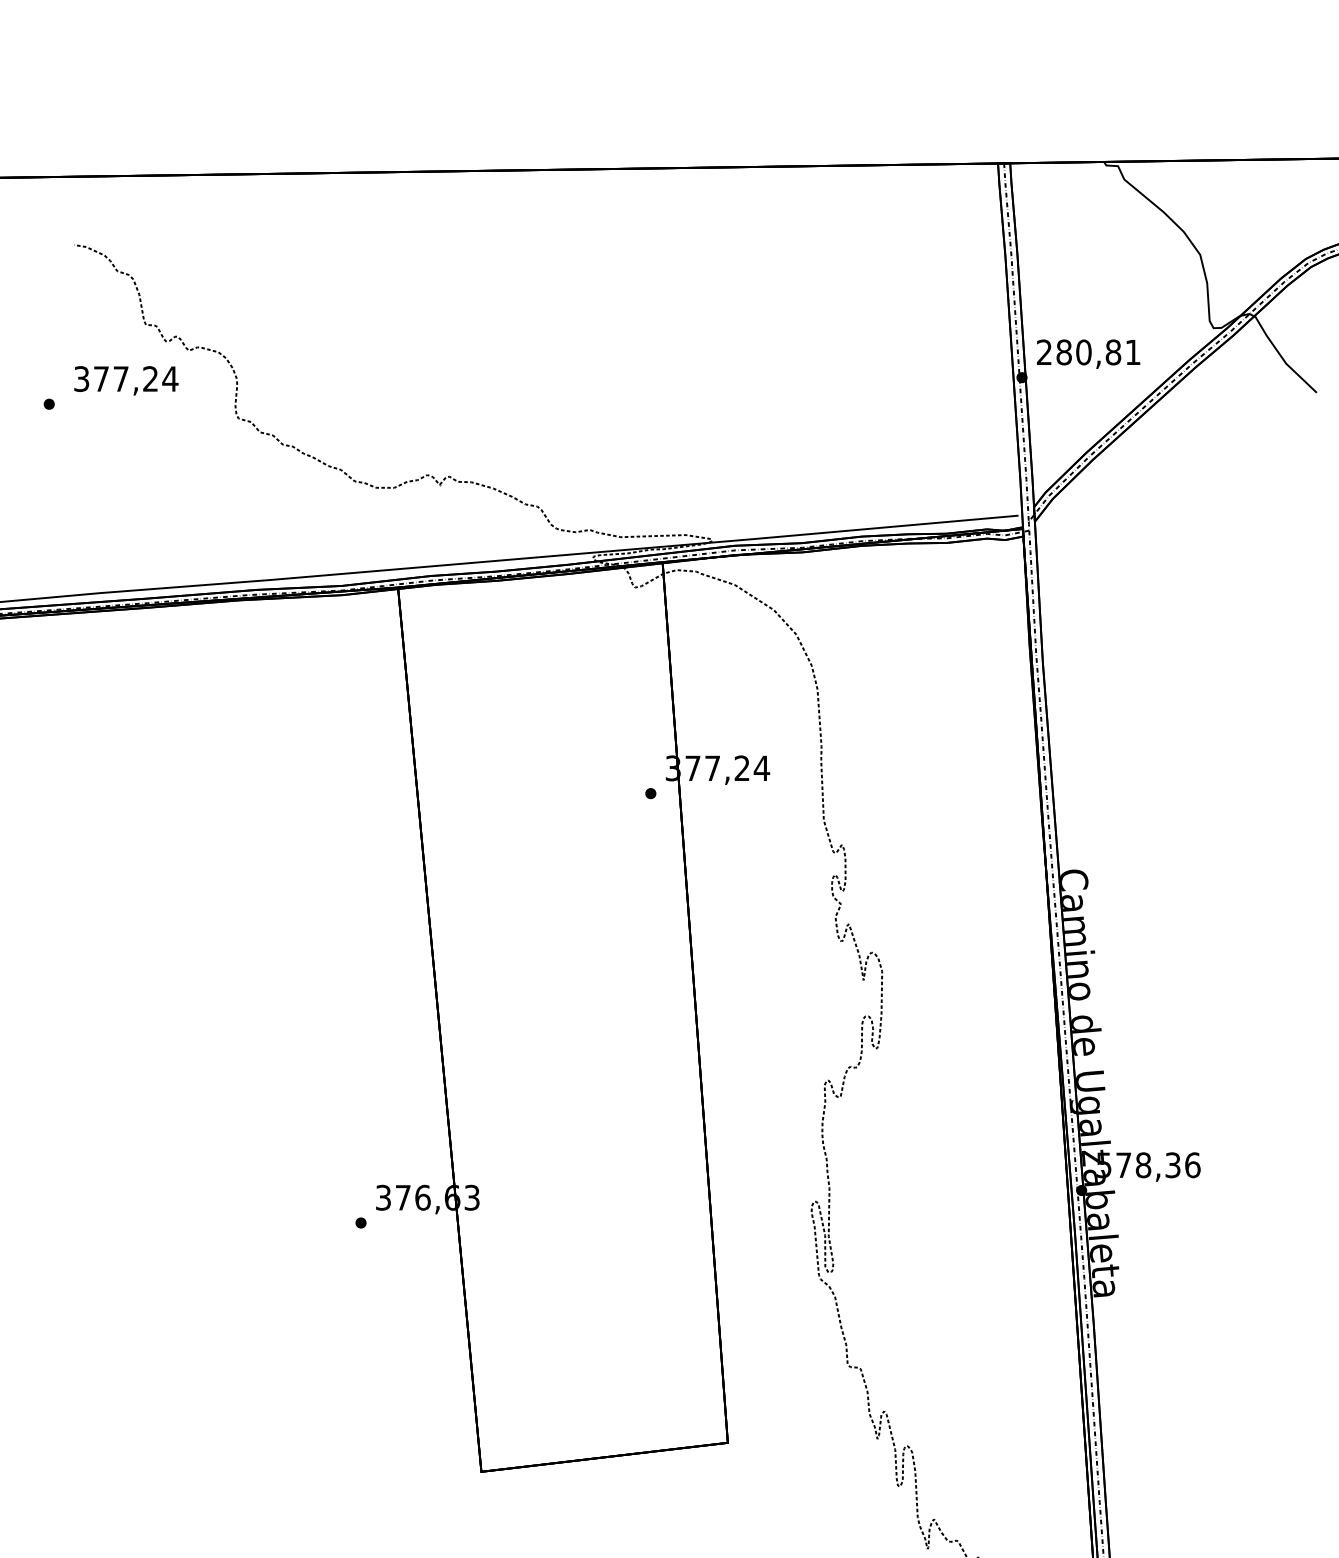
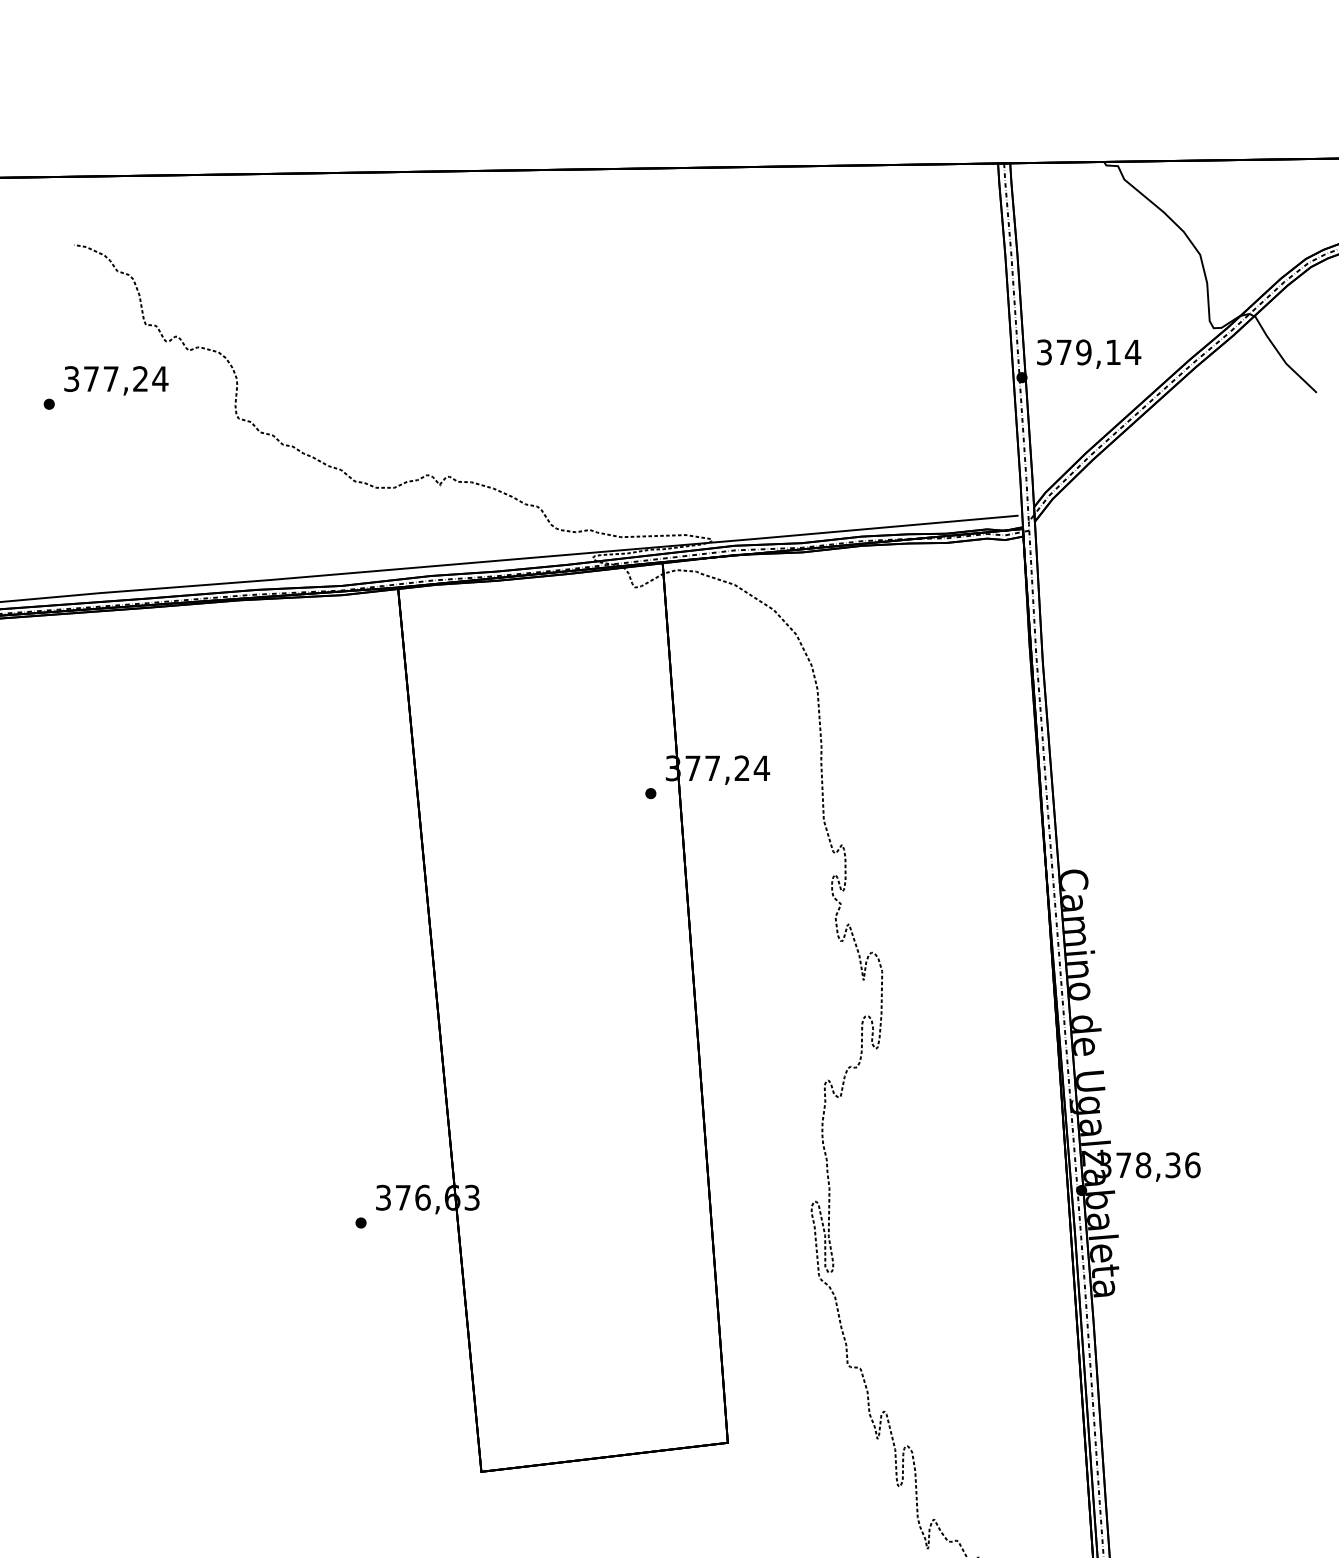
text: 280,81 -> 379,14 (1089, 352)
text position: (126, 380) -> (116, 380) (116, 380)
text: 578,36 -> 378,36 (1104, 1164)
